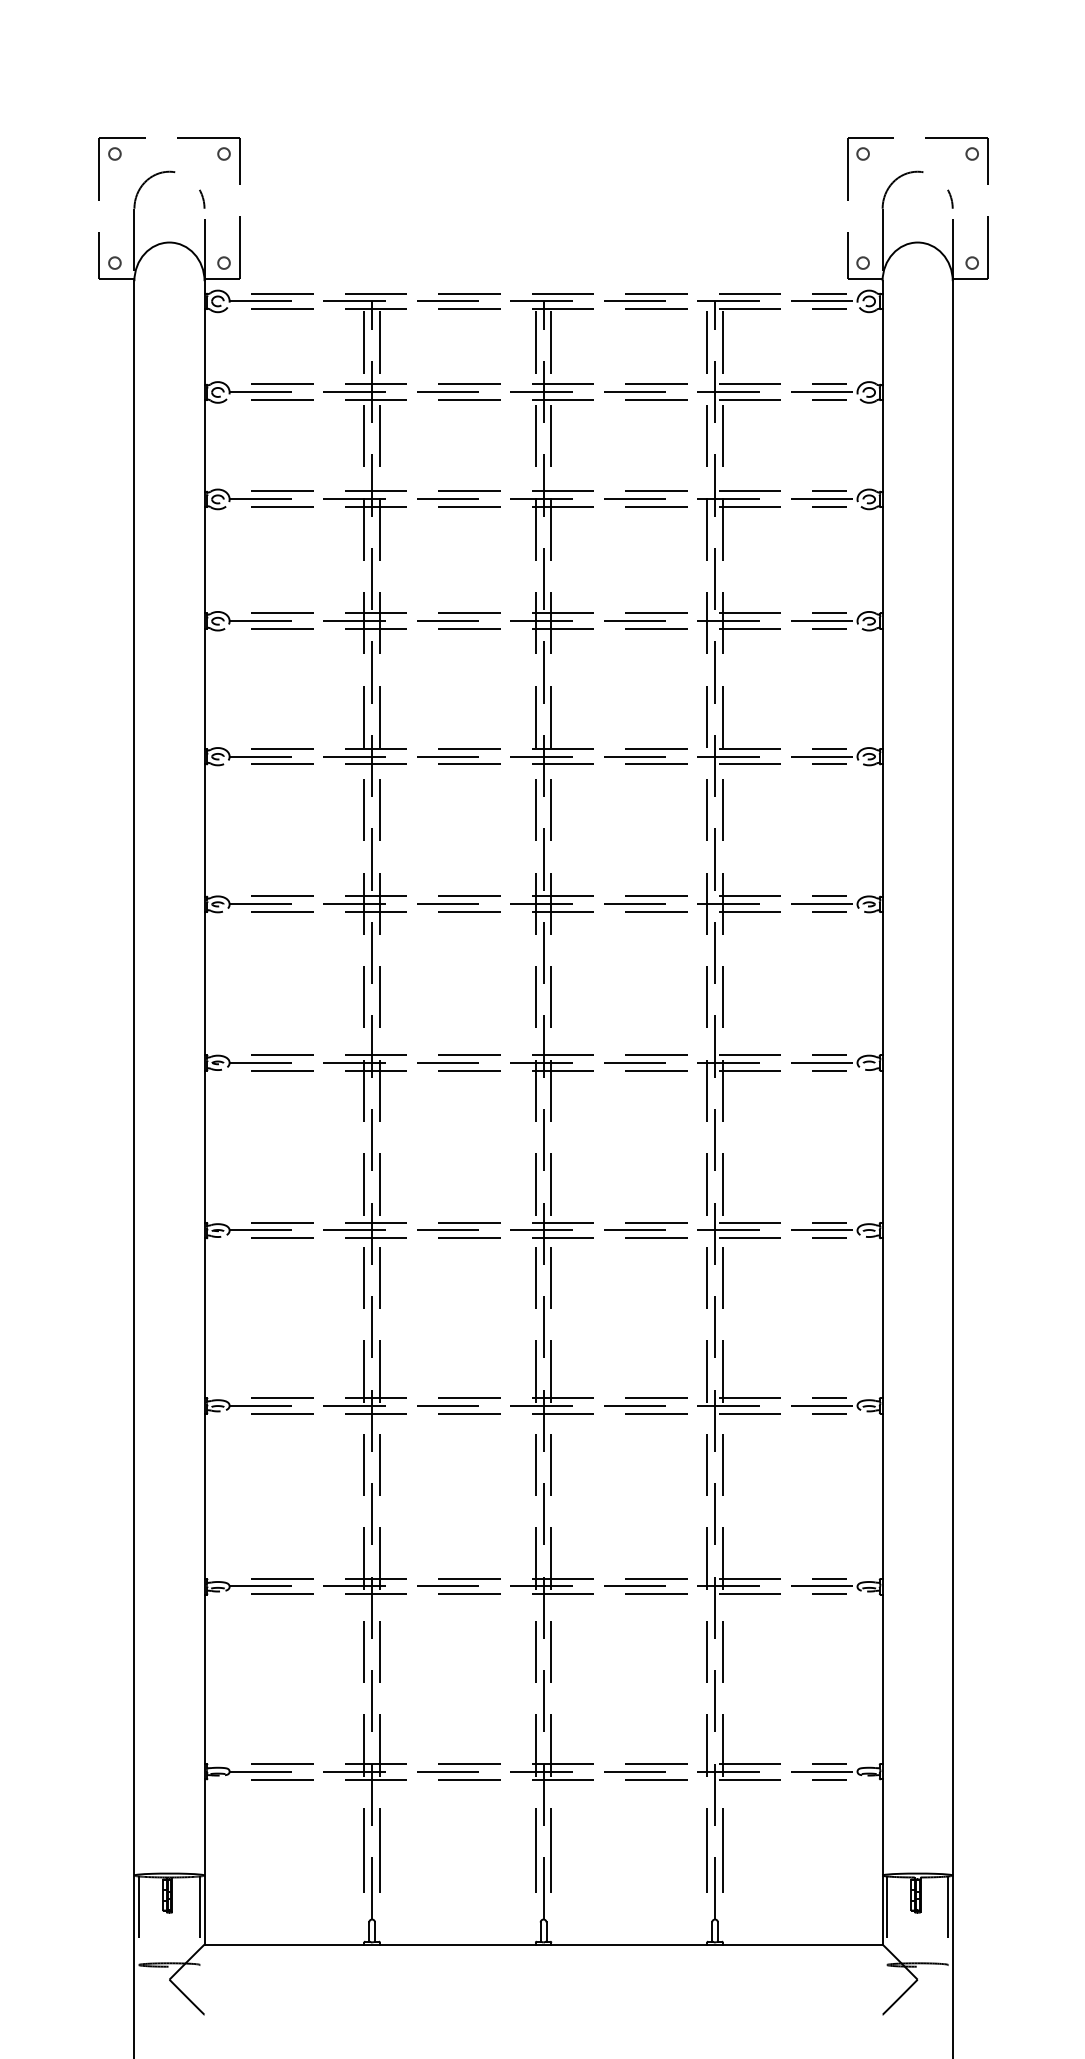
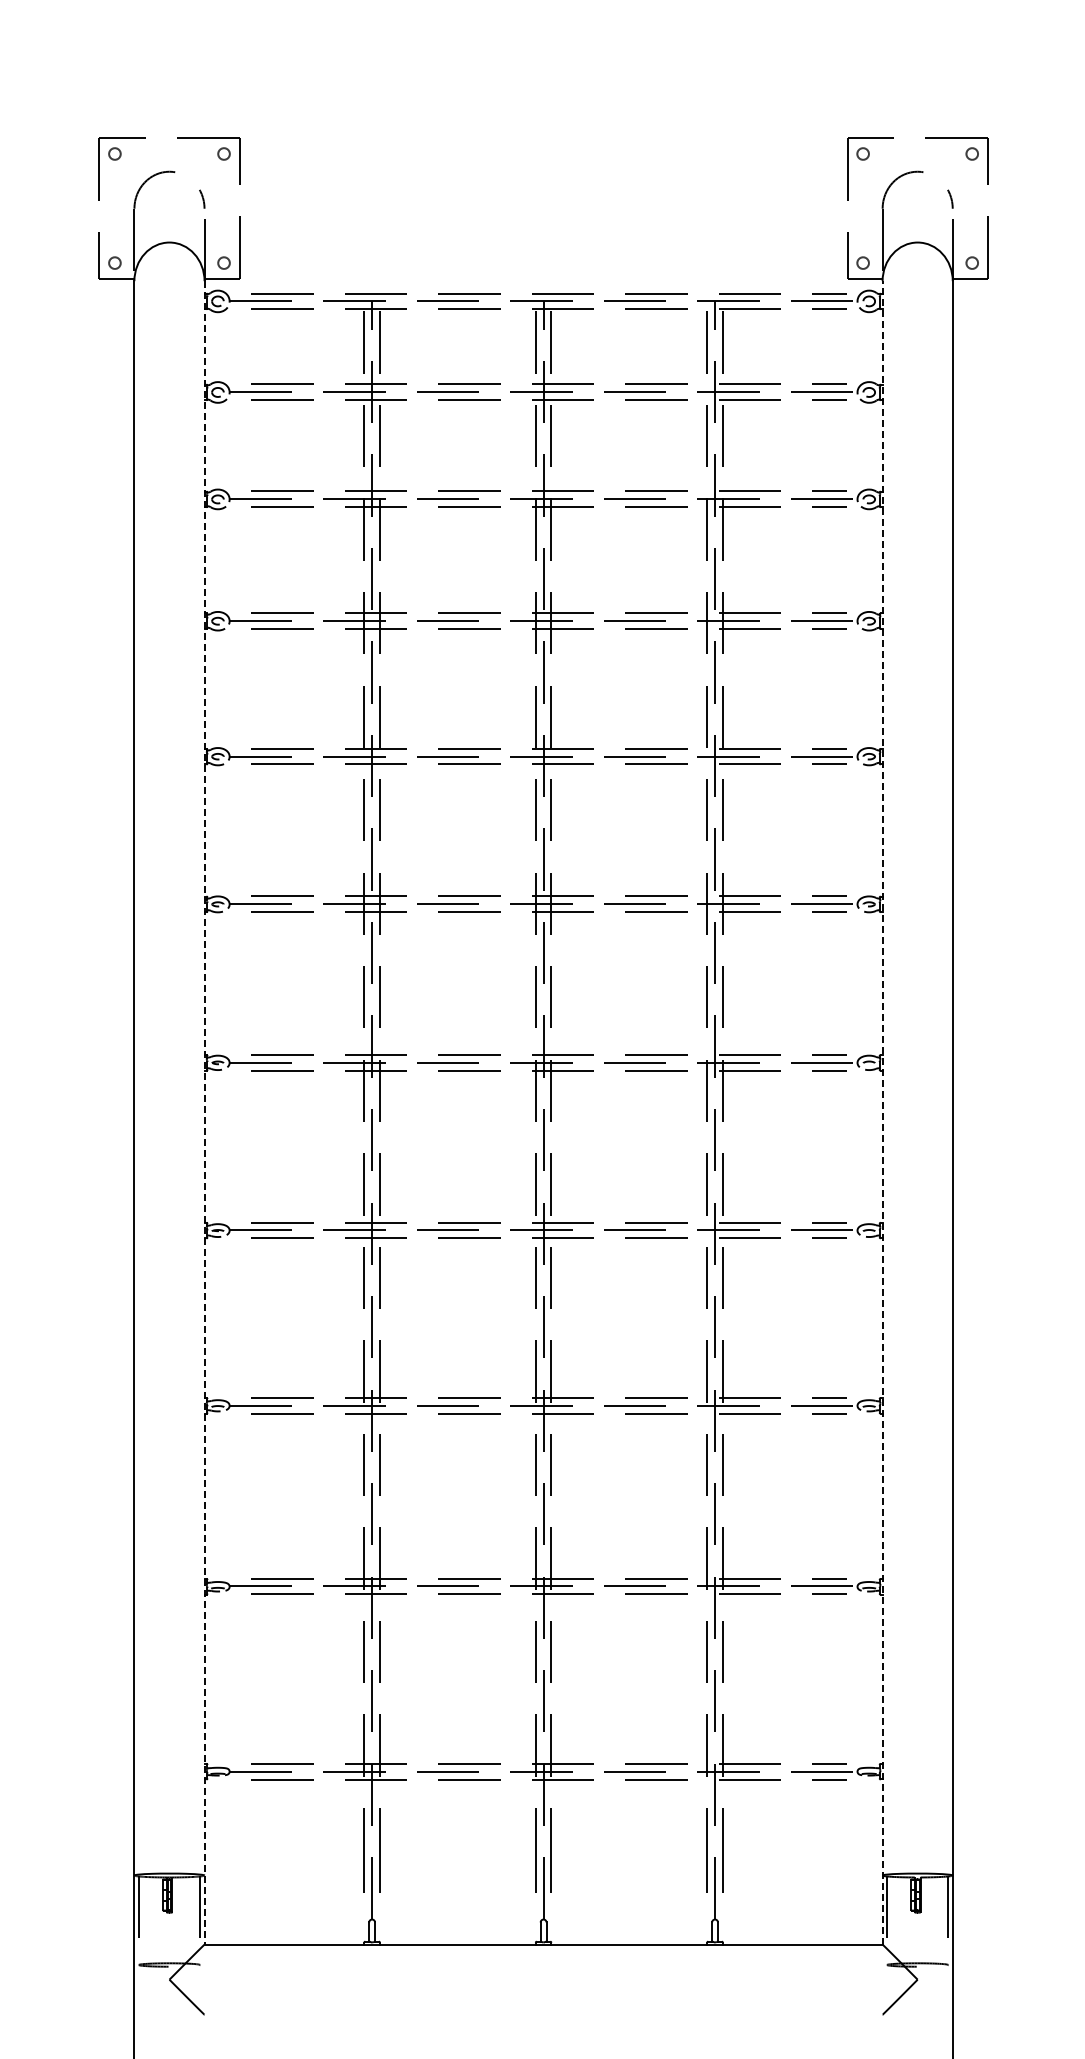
line: solid -> dashed (204, 1112)
line: solid -> dashed (882, 1112)
